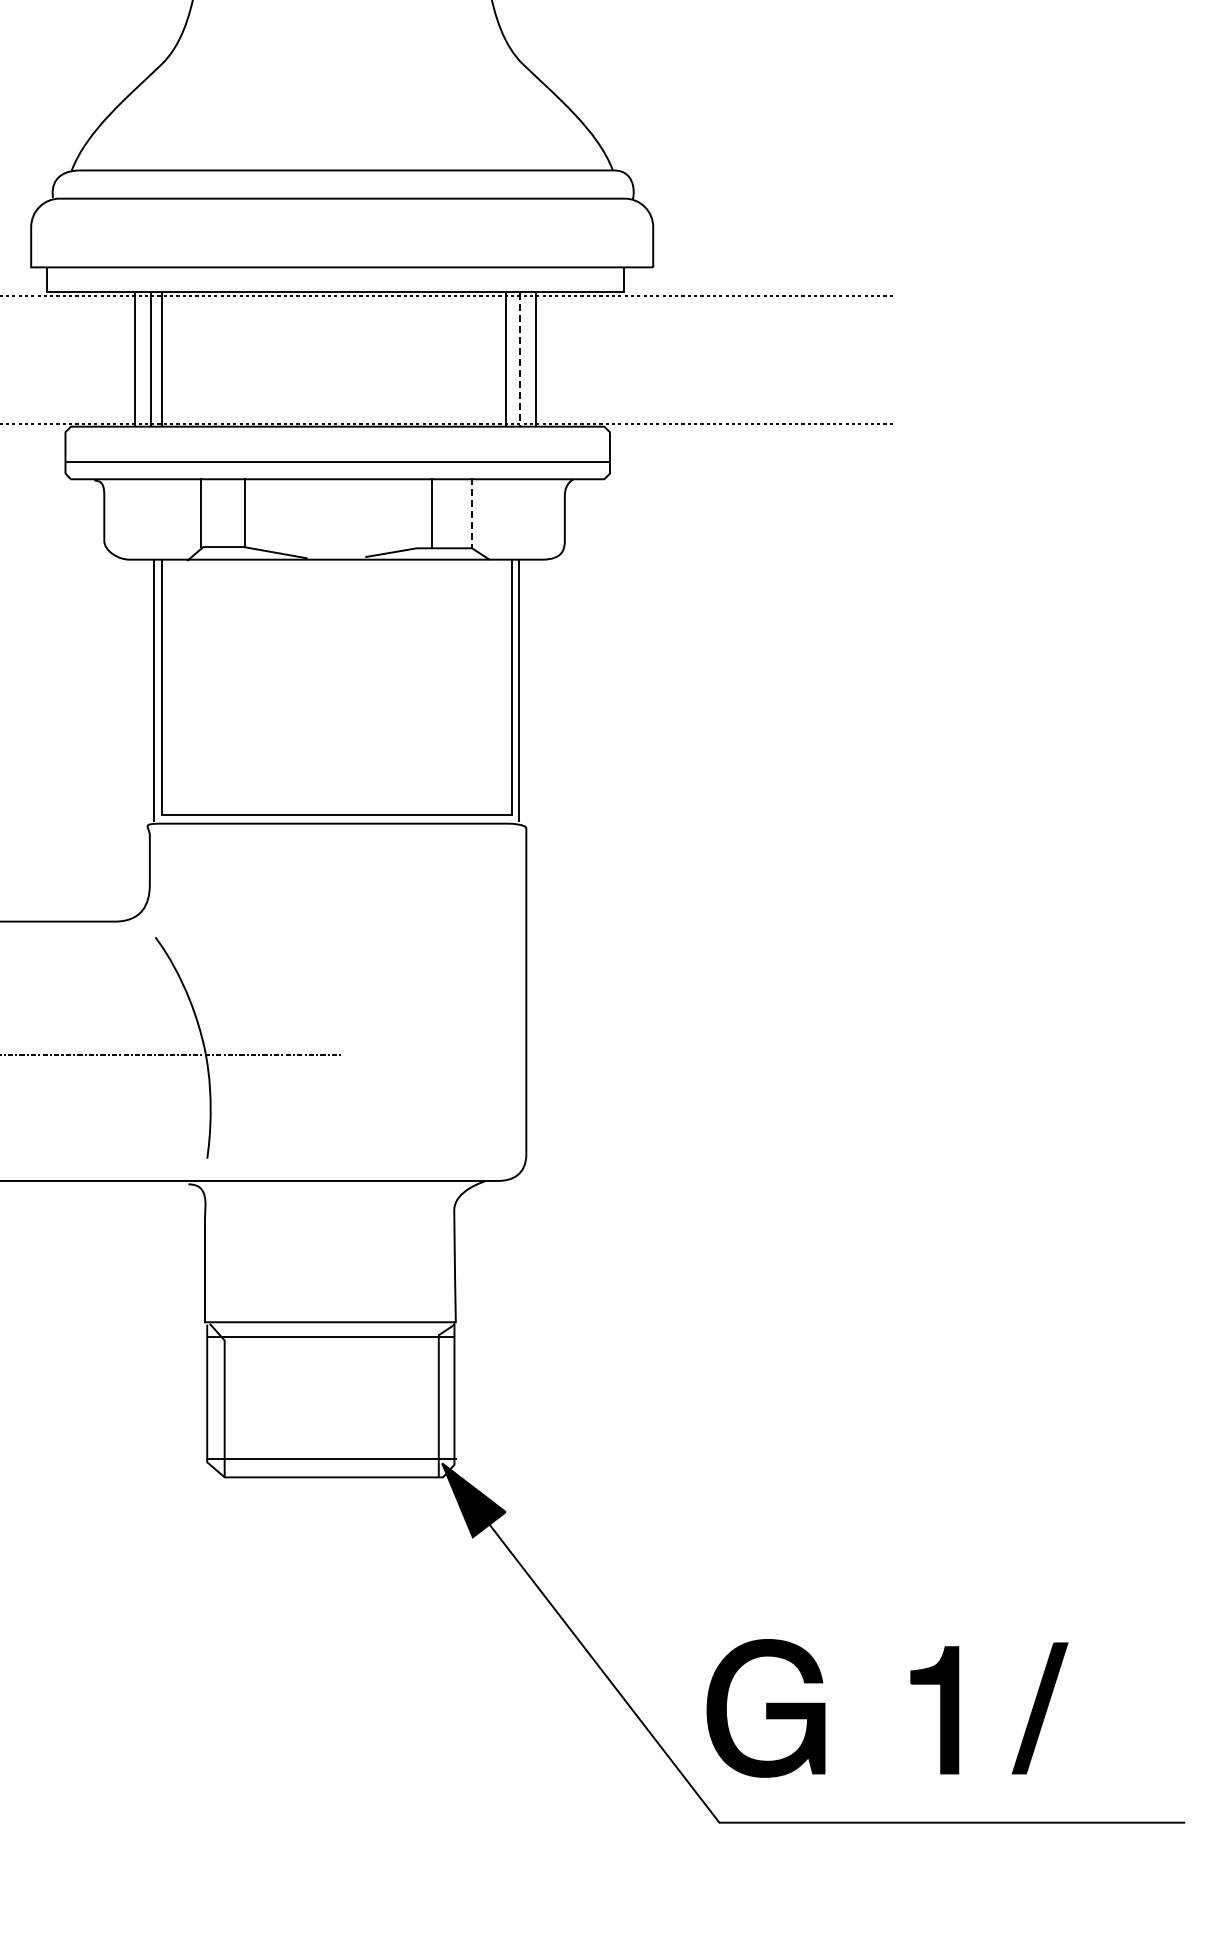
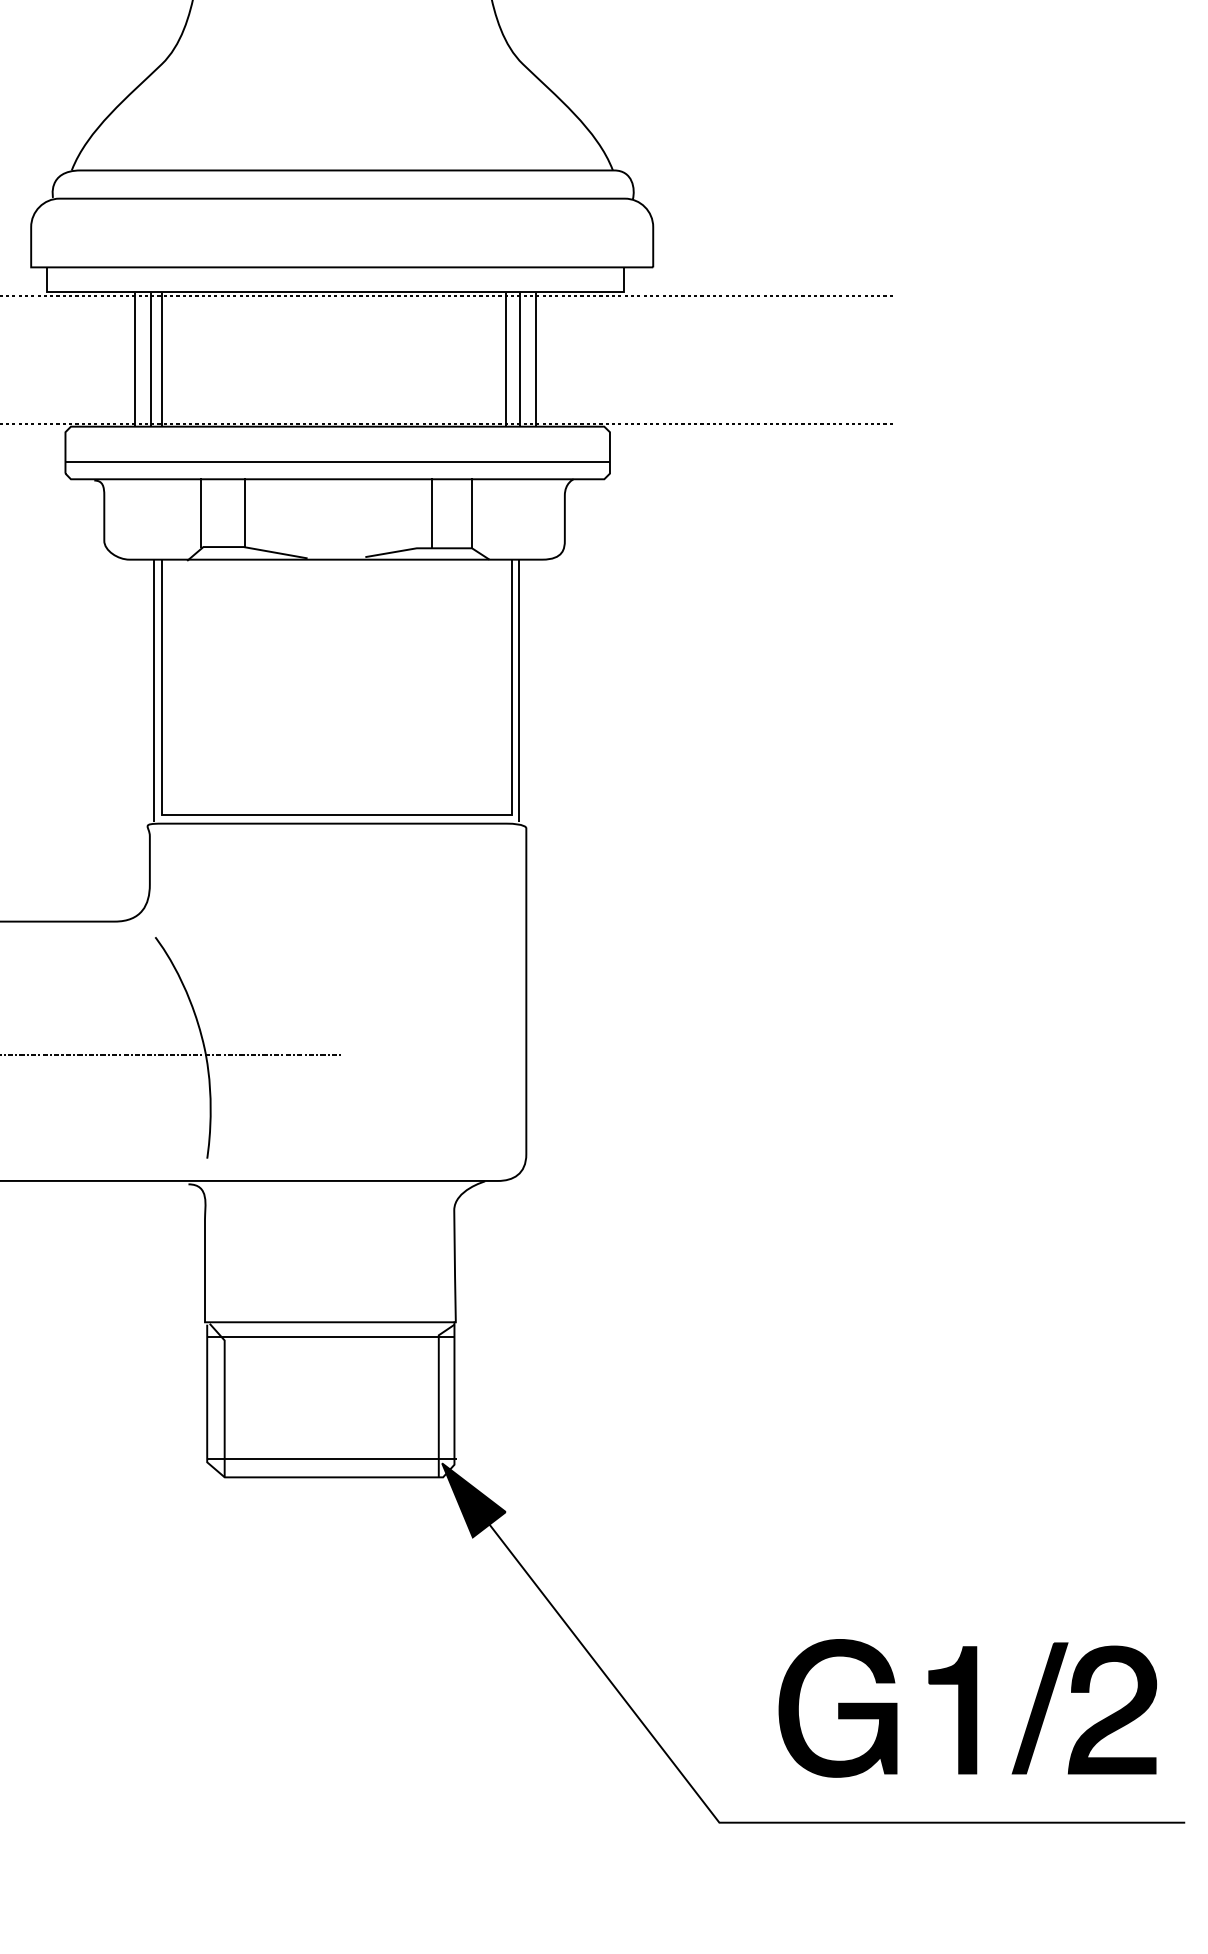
line: dashed -> solid (519, 360)
line: dashed -> solid (472, 513)
part position: (765, 1708) -> (837, 1708) (837, 1708)
part: none -> present (1112, 1709)
part position: (934, 1710) -> (952, 1710) (952, 1710)
